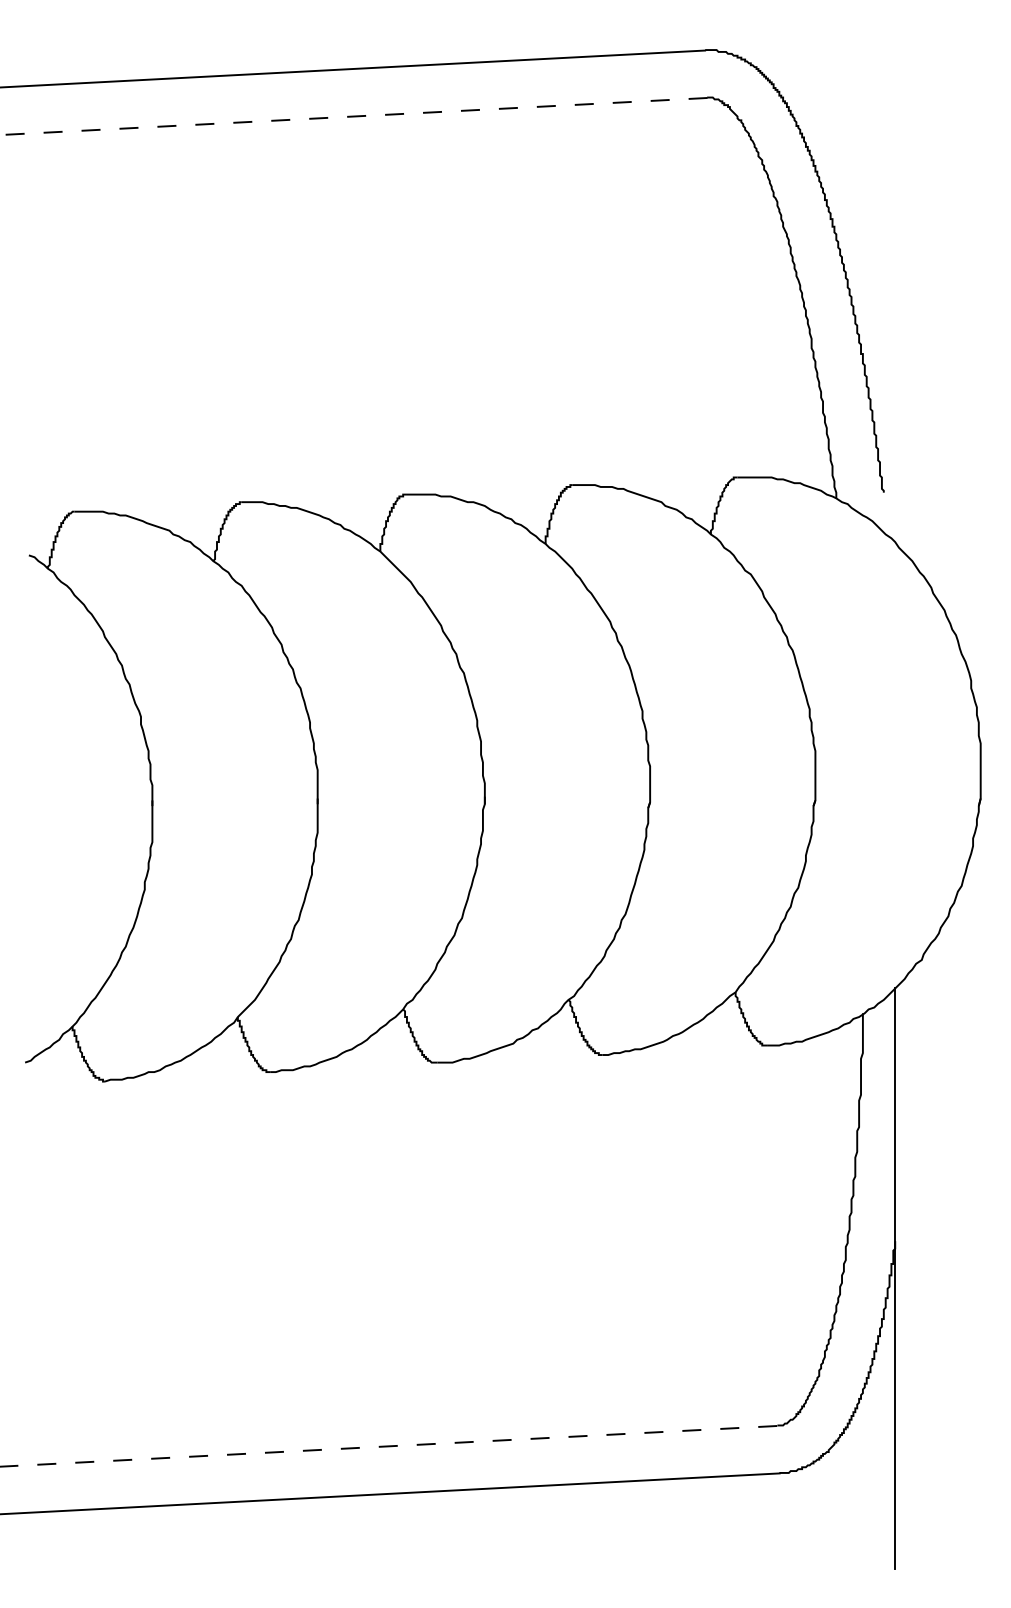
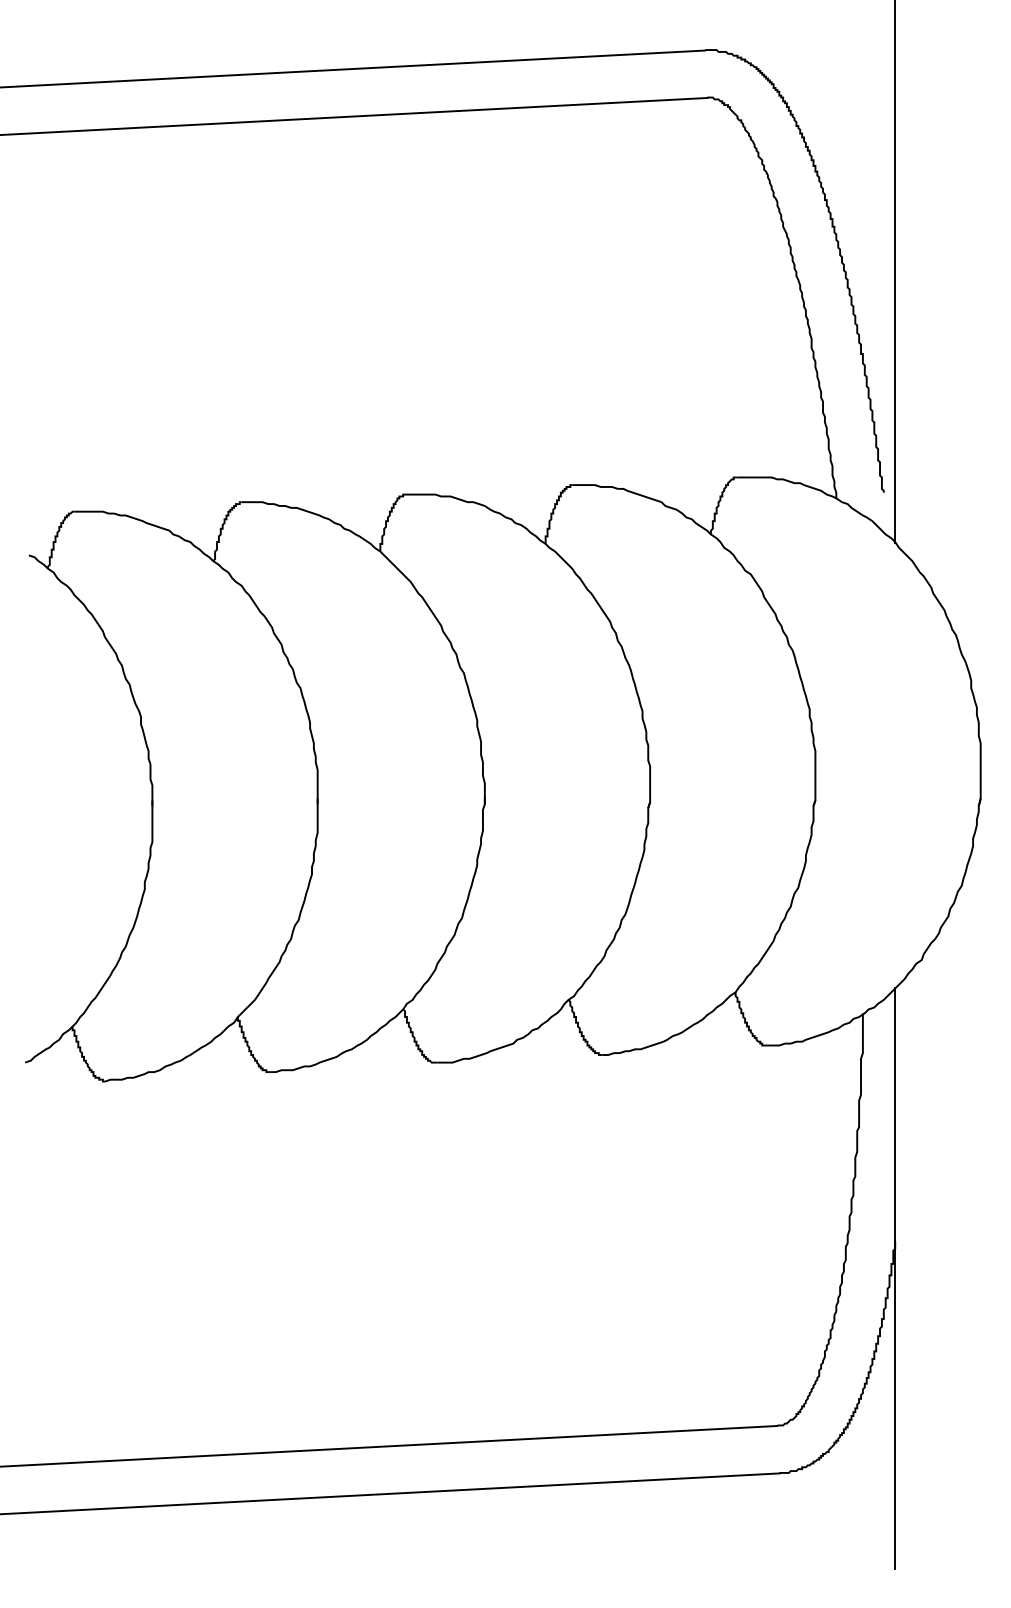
line: dashed -> solid (354, 116)
line: none -> present (895, 272)
line: dashed -> solid (388, 1446)
